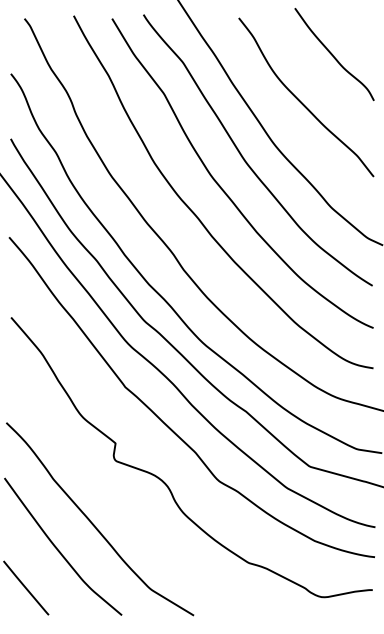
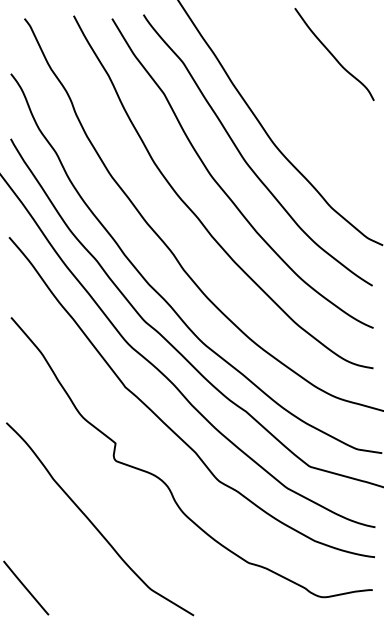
curve: present -> none (301, 101)
curve: present -> none (59, 550)
